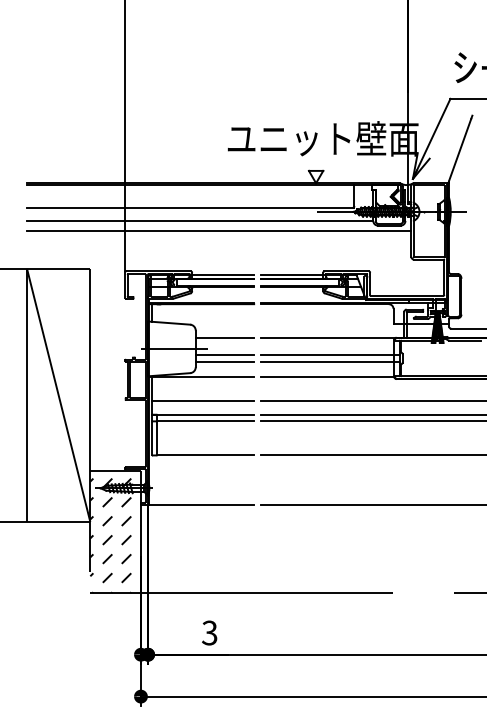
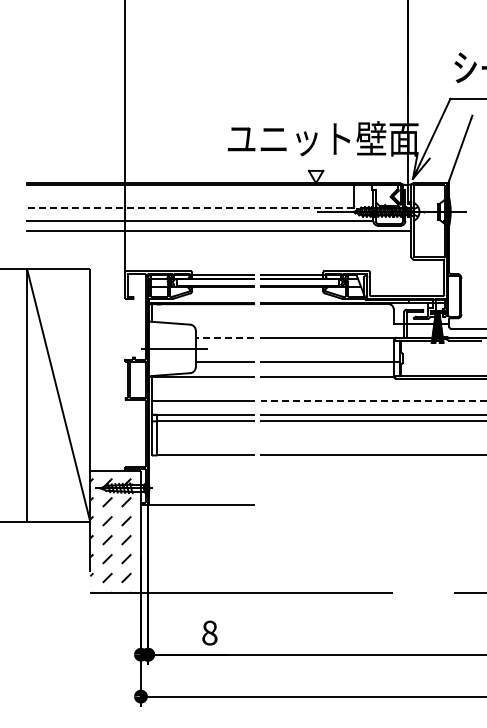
line: solid -> dashed (190, 207)
line: solid -> dashed (224, 338)
line: present -> none (224, 355)
line: present -> none (330, 355)
line: solid -> dashed (373, 400)
line: present -> none (372, 504)
text: 3 -> 8 (209, 632)
